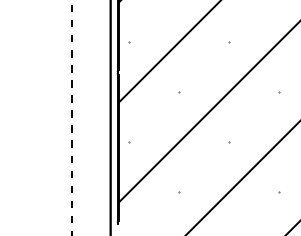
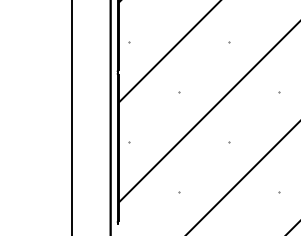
line: dashed -> solid (71, 117)
